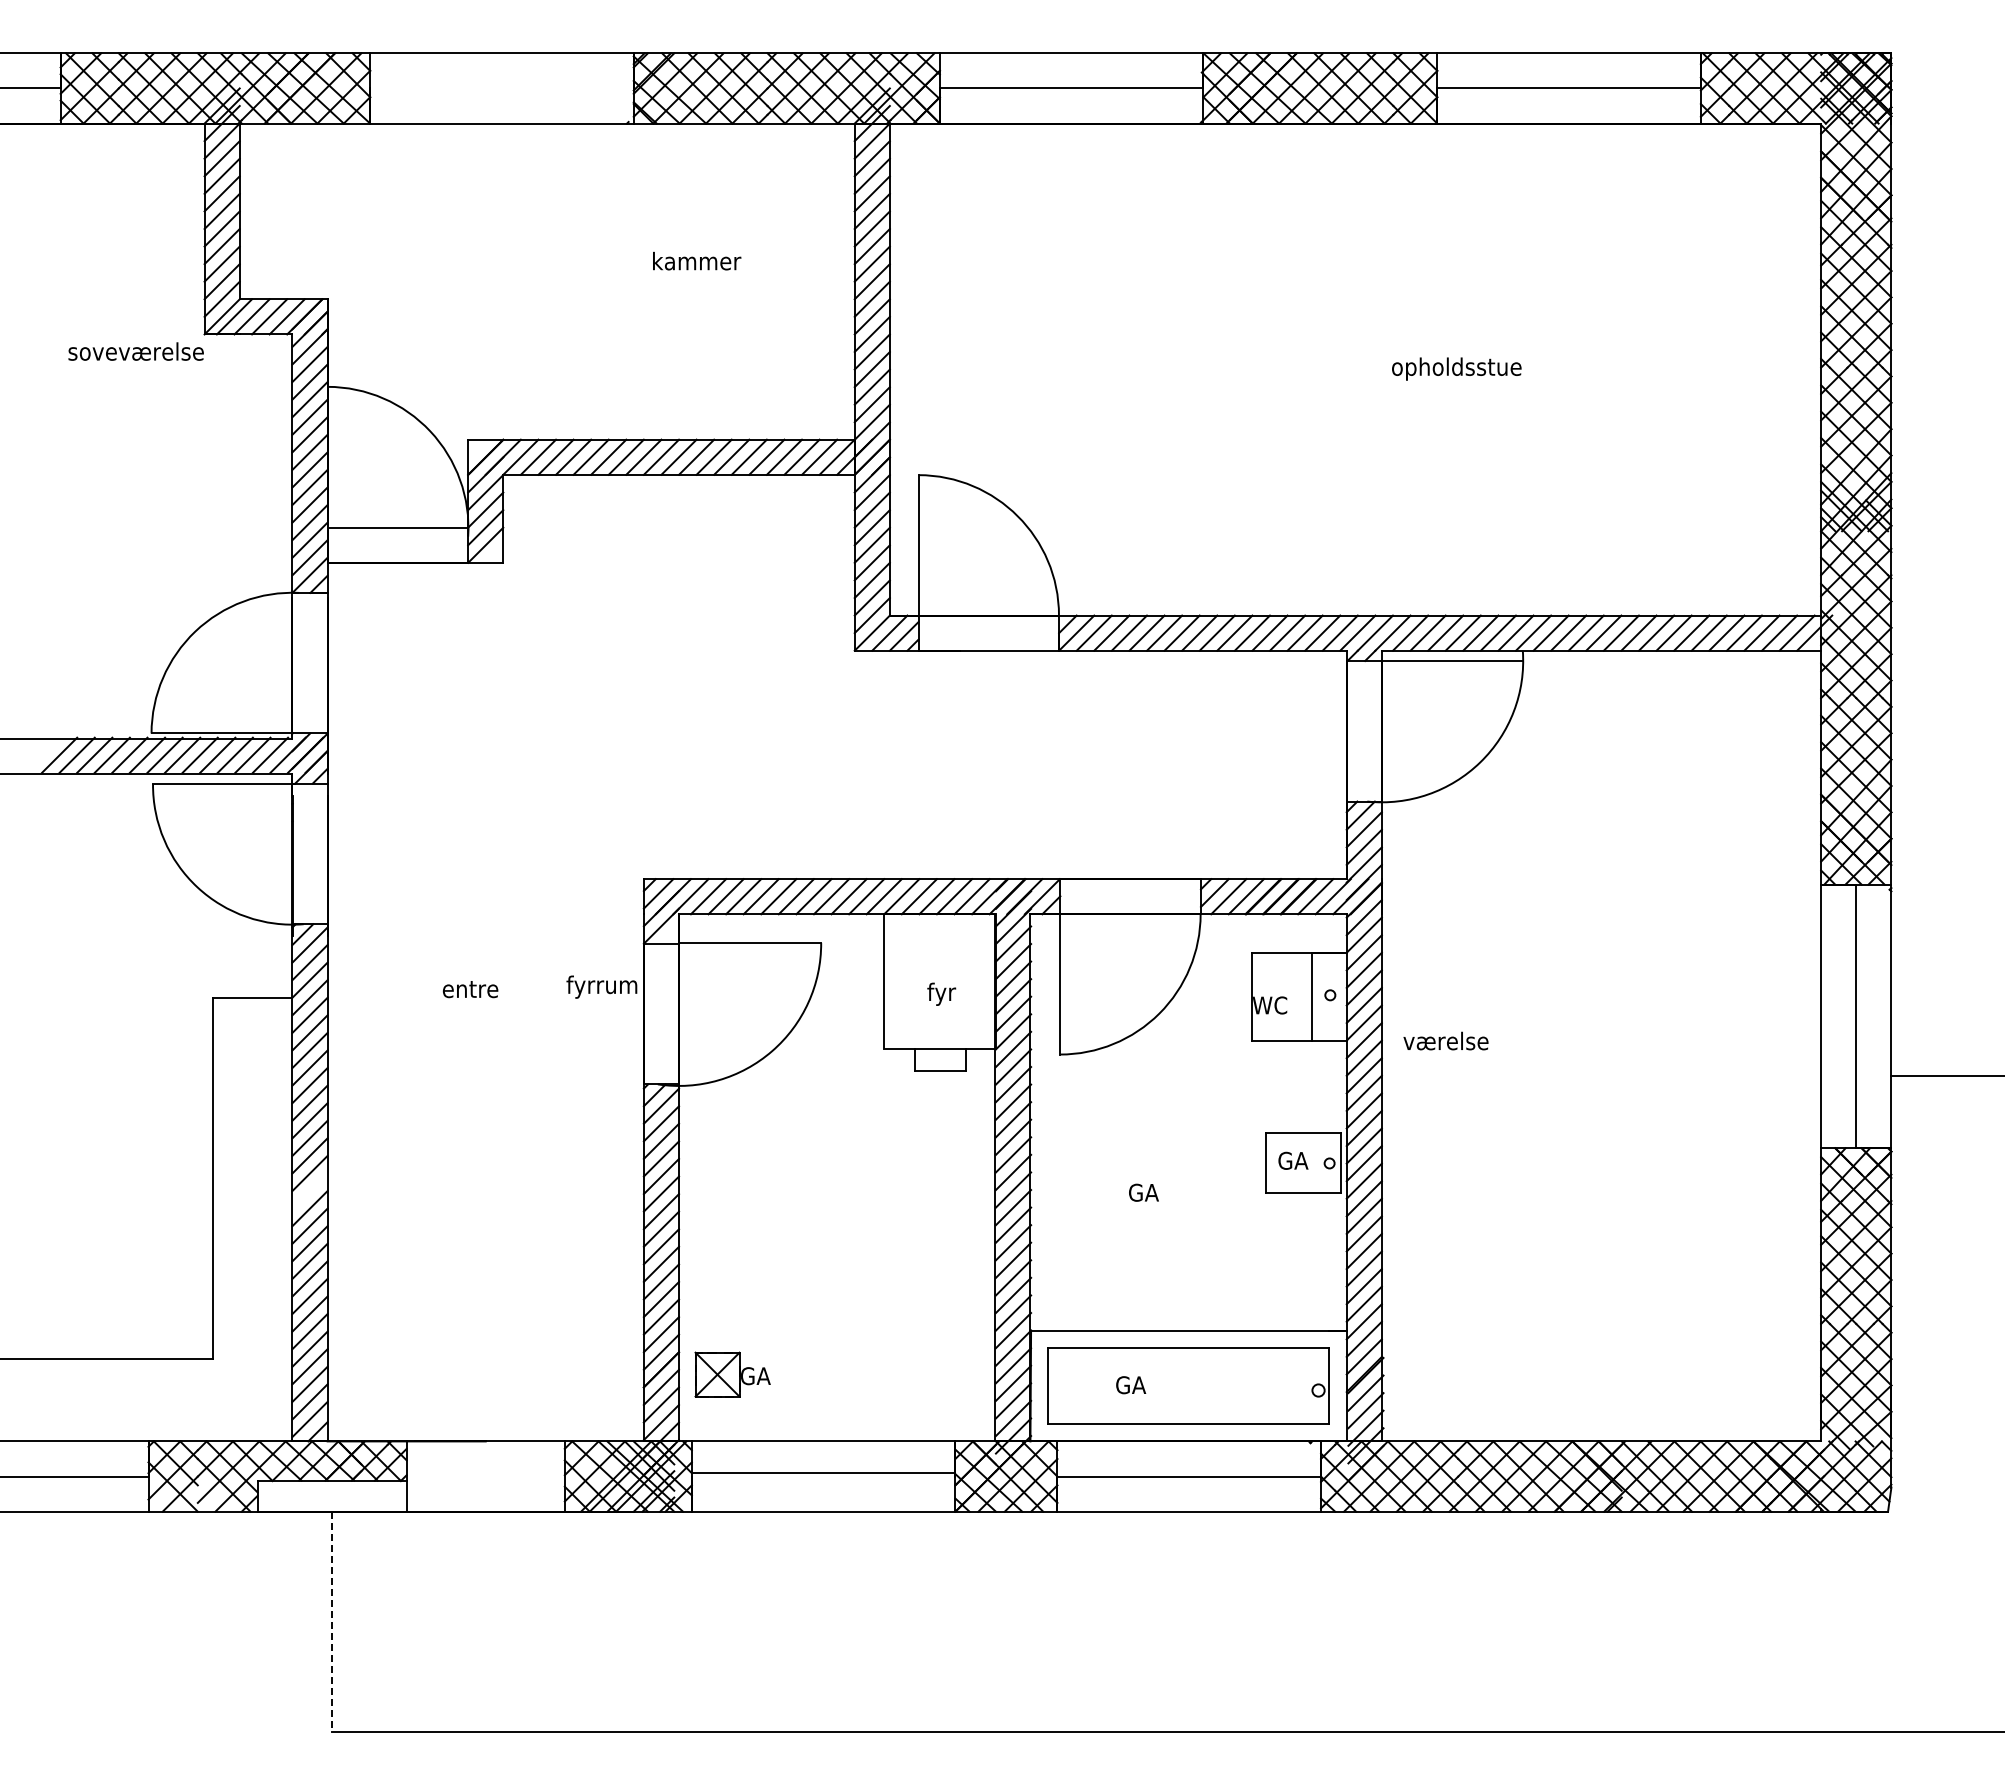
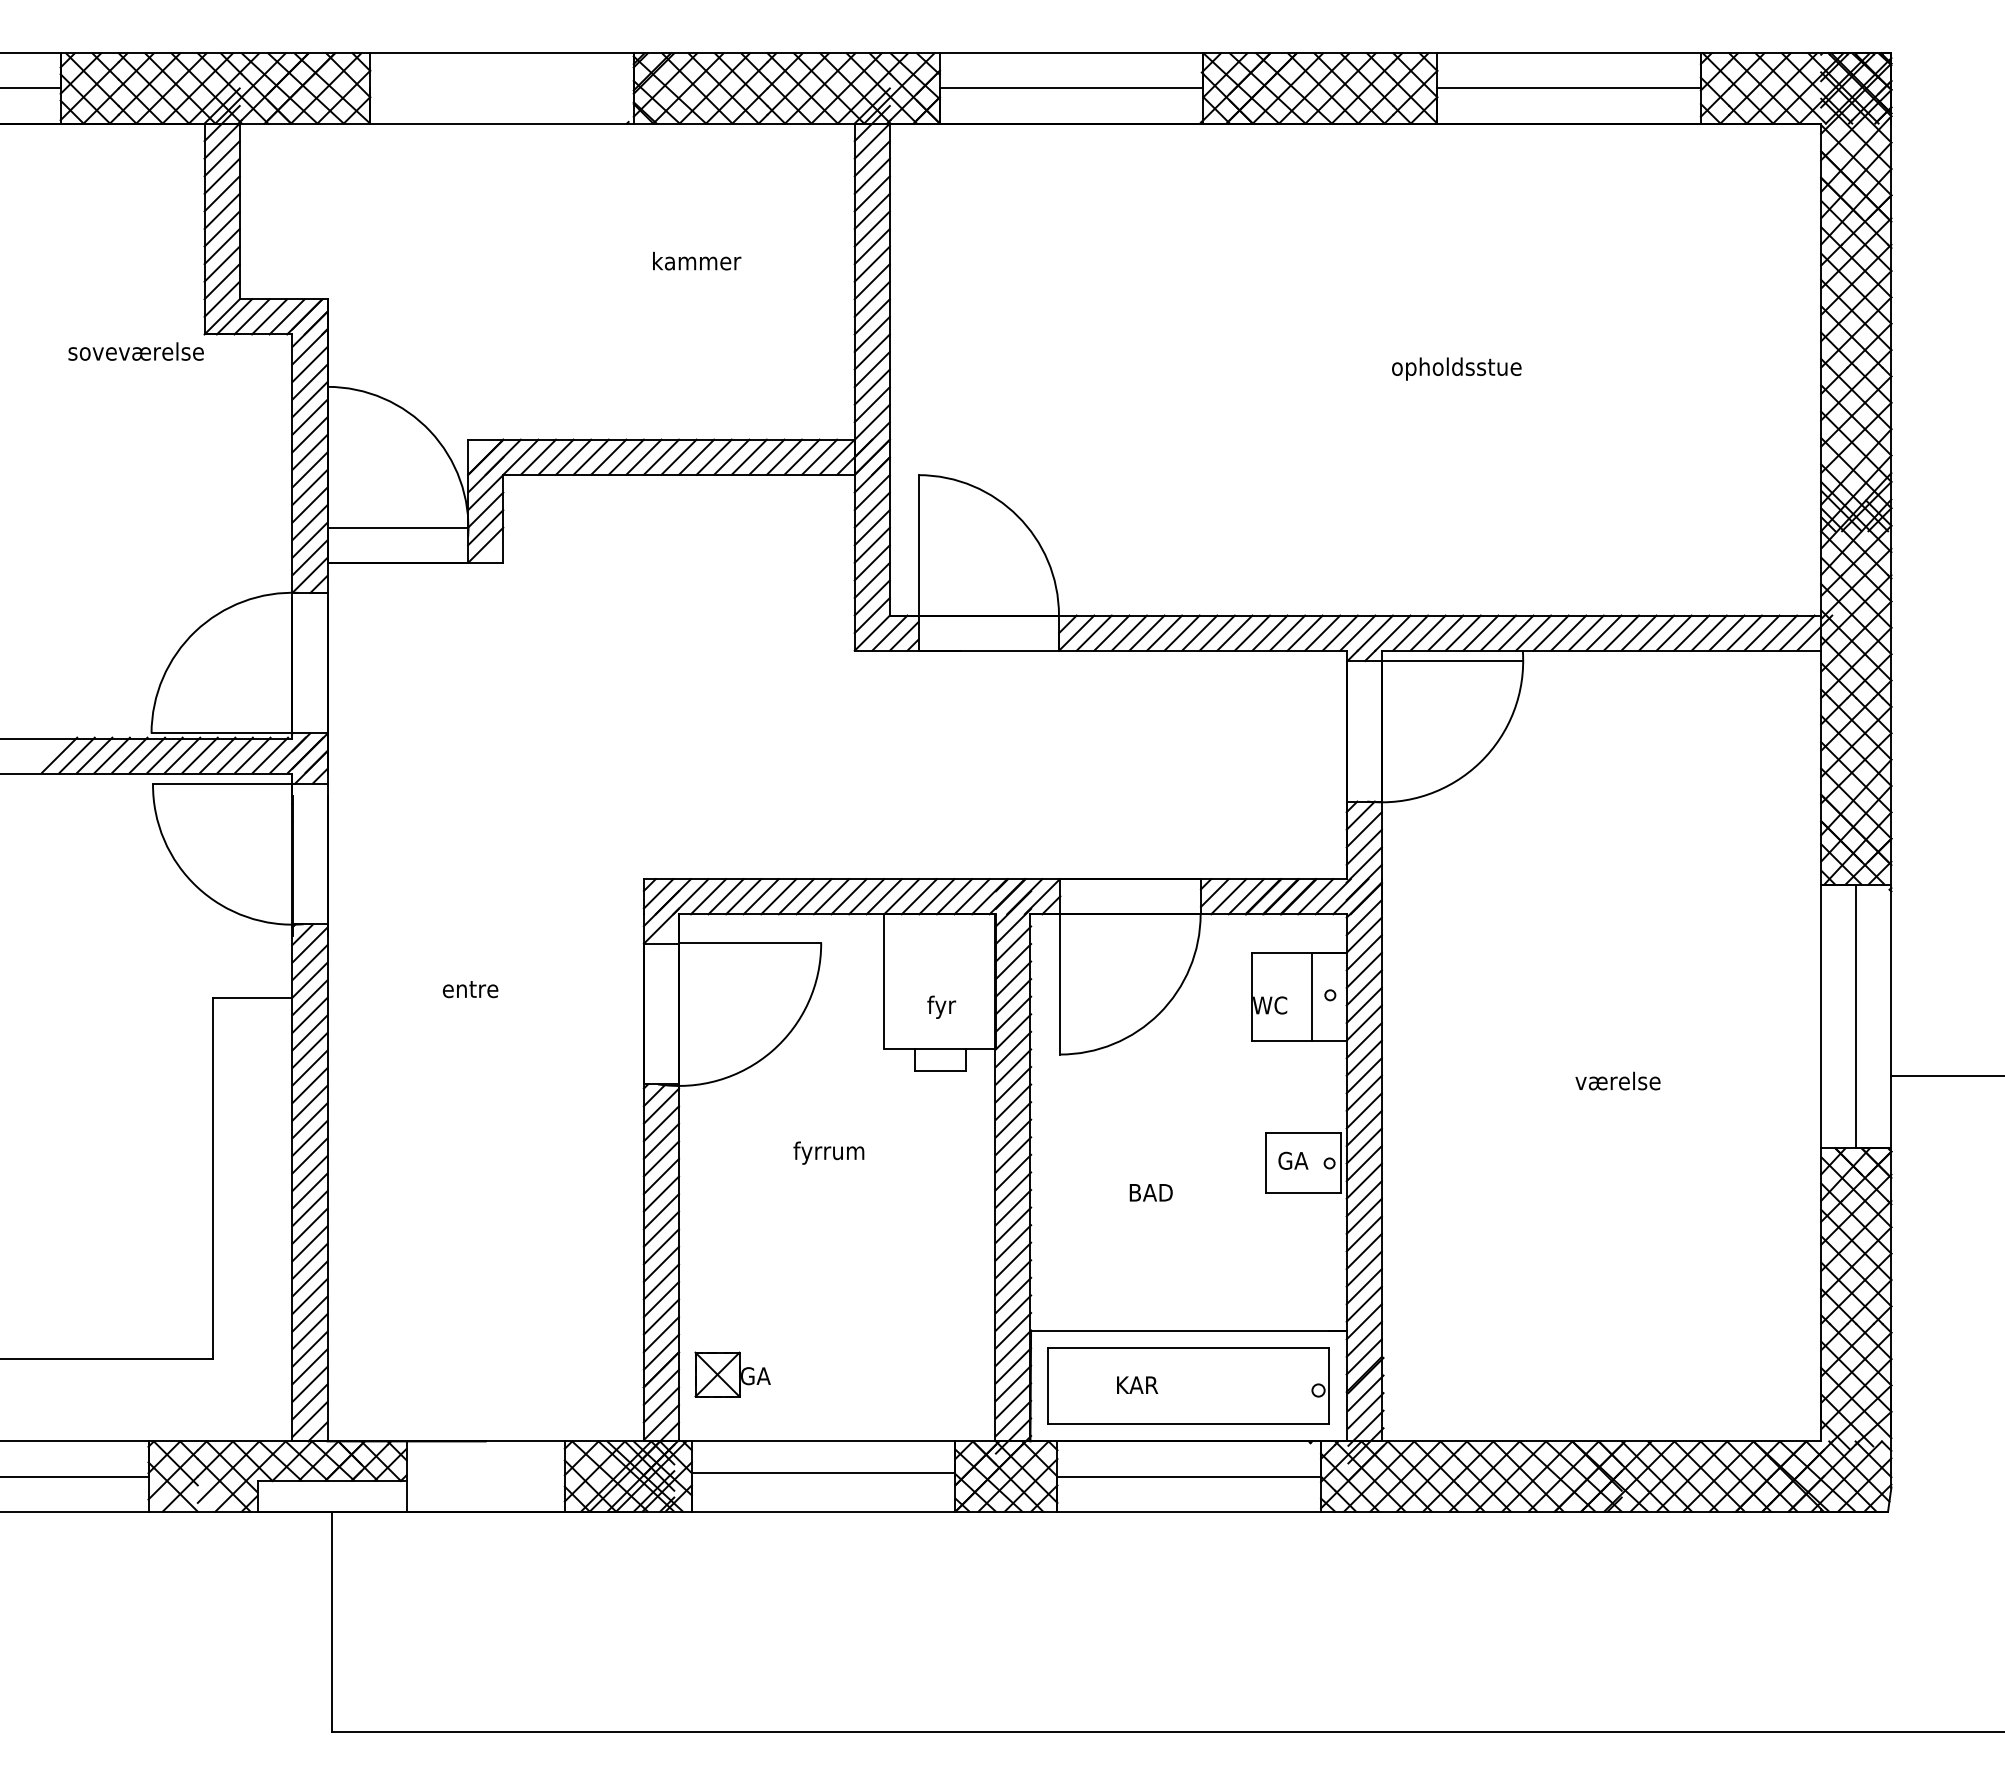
text position: (601, 986) -> (828, 1152) (828, 1152)
text position: (941, 993) -> (941, 1006) (941, 1006)
text position: (1445, 1040) -> (1617, 1080) (1617, 1080)
line: none -> present (309, 1190)
text: GA -> BAD (1150, 1192)
text: GA -> KAR (1137, 1385)
line: dashed -> solid (332, 1621)
